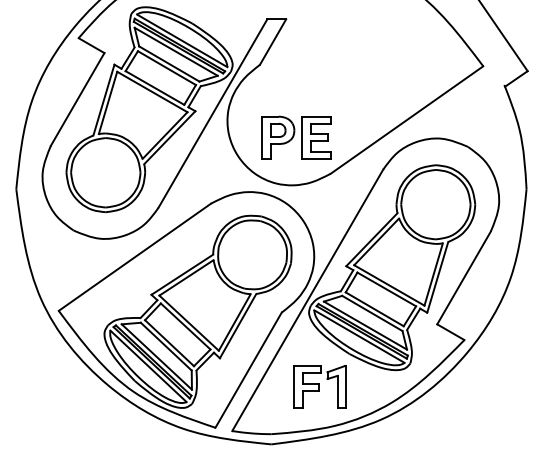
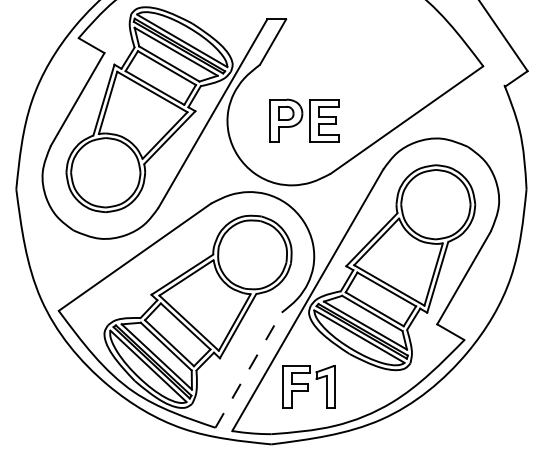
part position: (296, 137) -> (304, 120) (304, 120)
line: solid -> dashed (248, 369)
part position: (319, 386) -> (308, 386) (308, 386)
